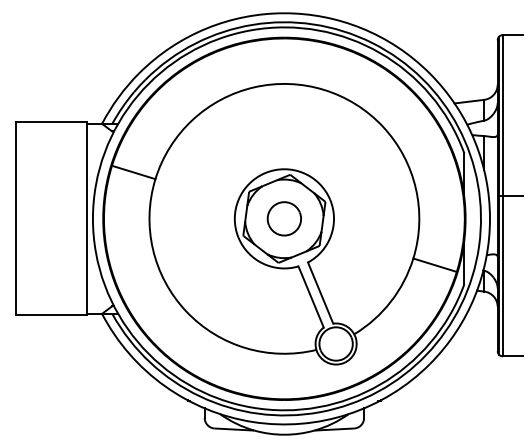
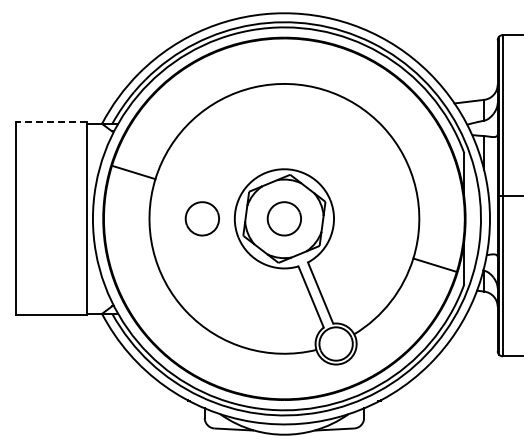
line: solid -> dashed (50, 122)
part: none -> present (201, 218)
